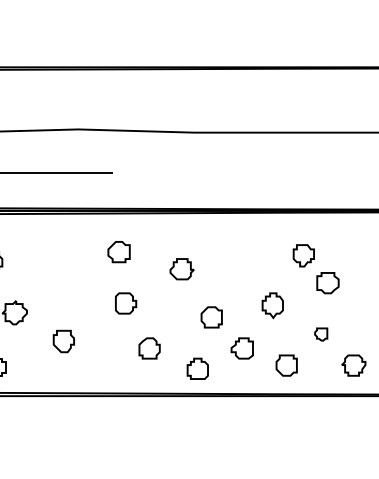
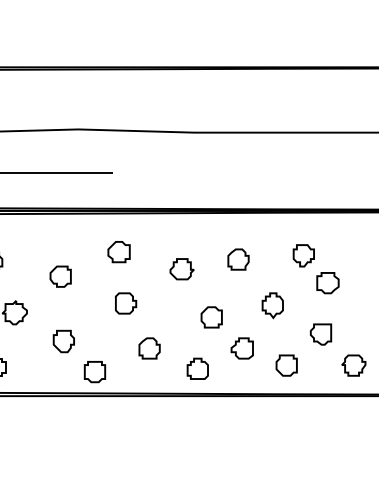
part: none -> present (238, 259)
part: none -> present (60, 276)
part size: 15x15 px -> 23x23 px (321, 334)
part: none -> present (94, 372)
